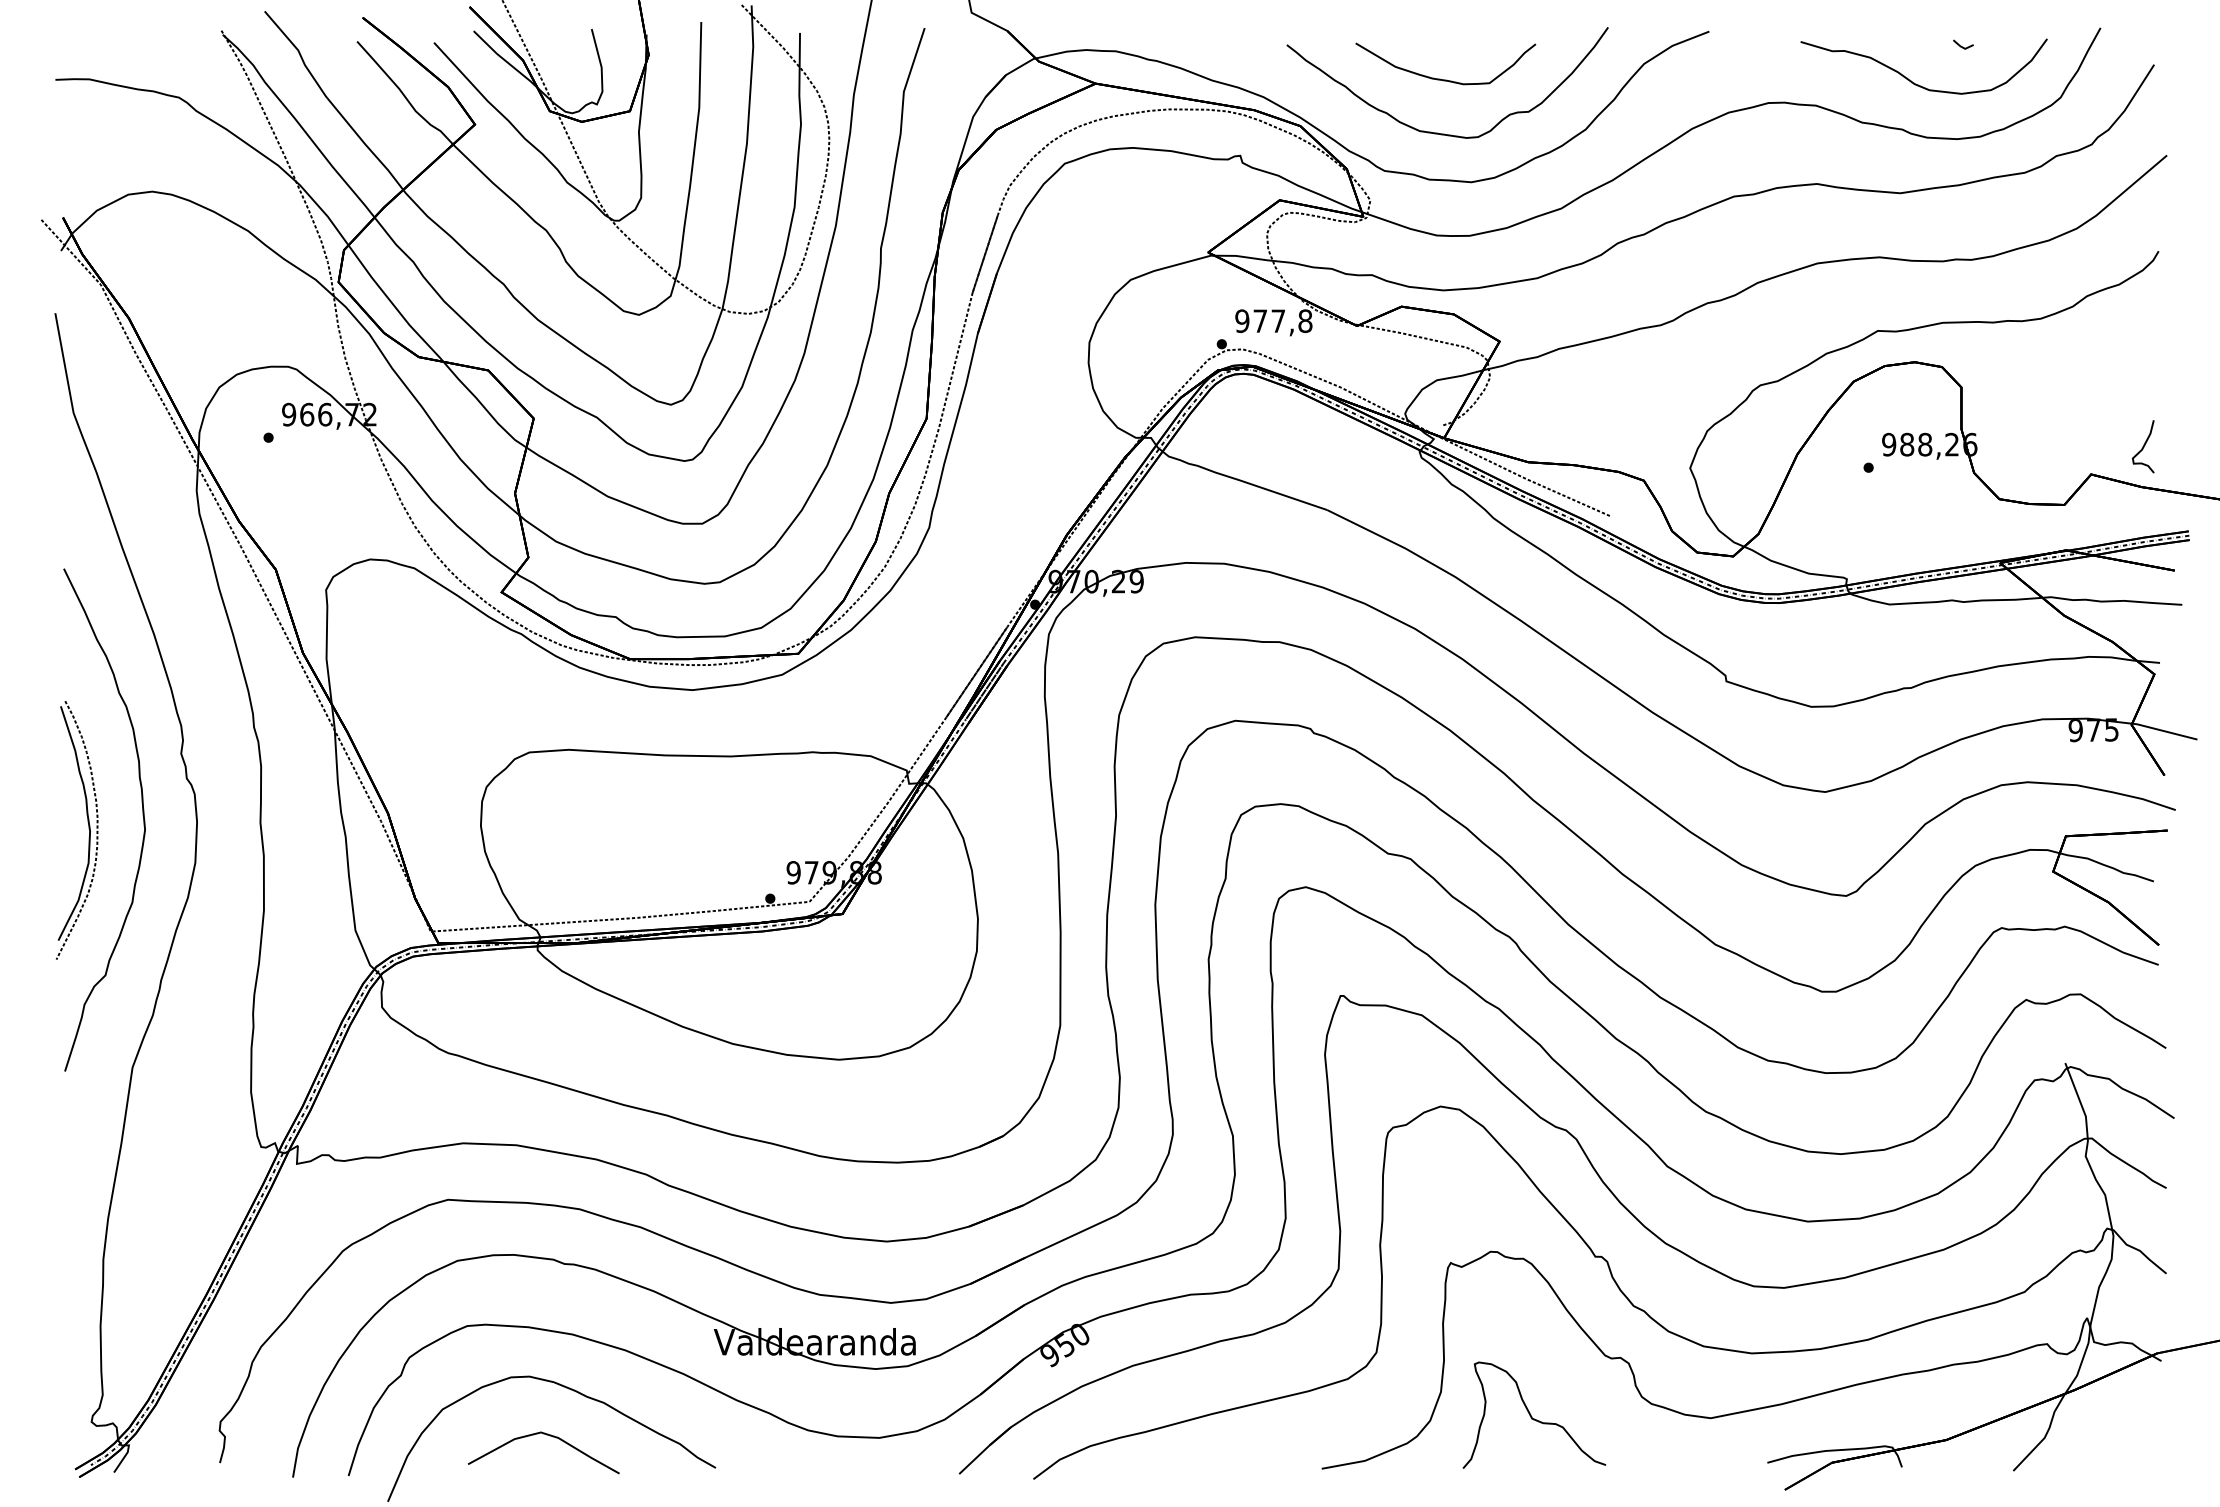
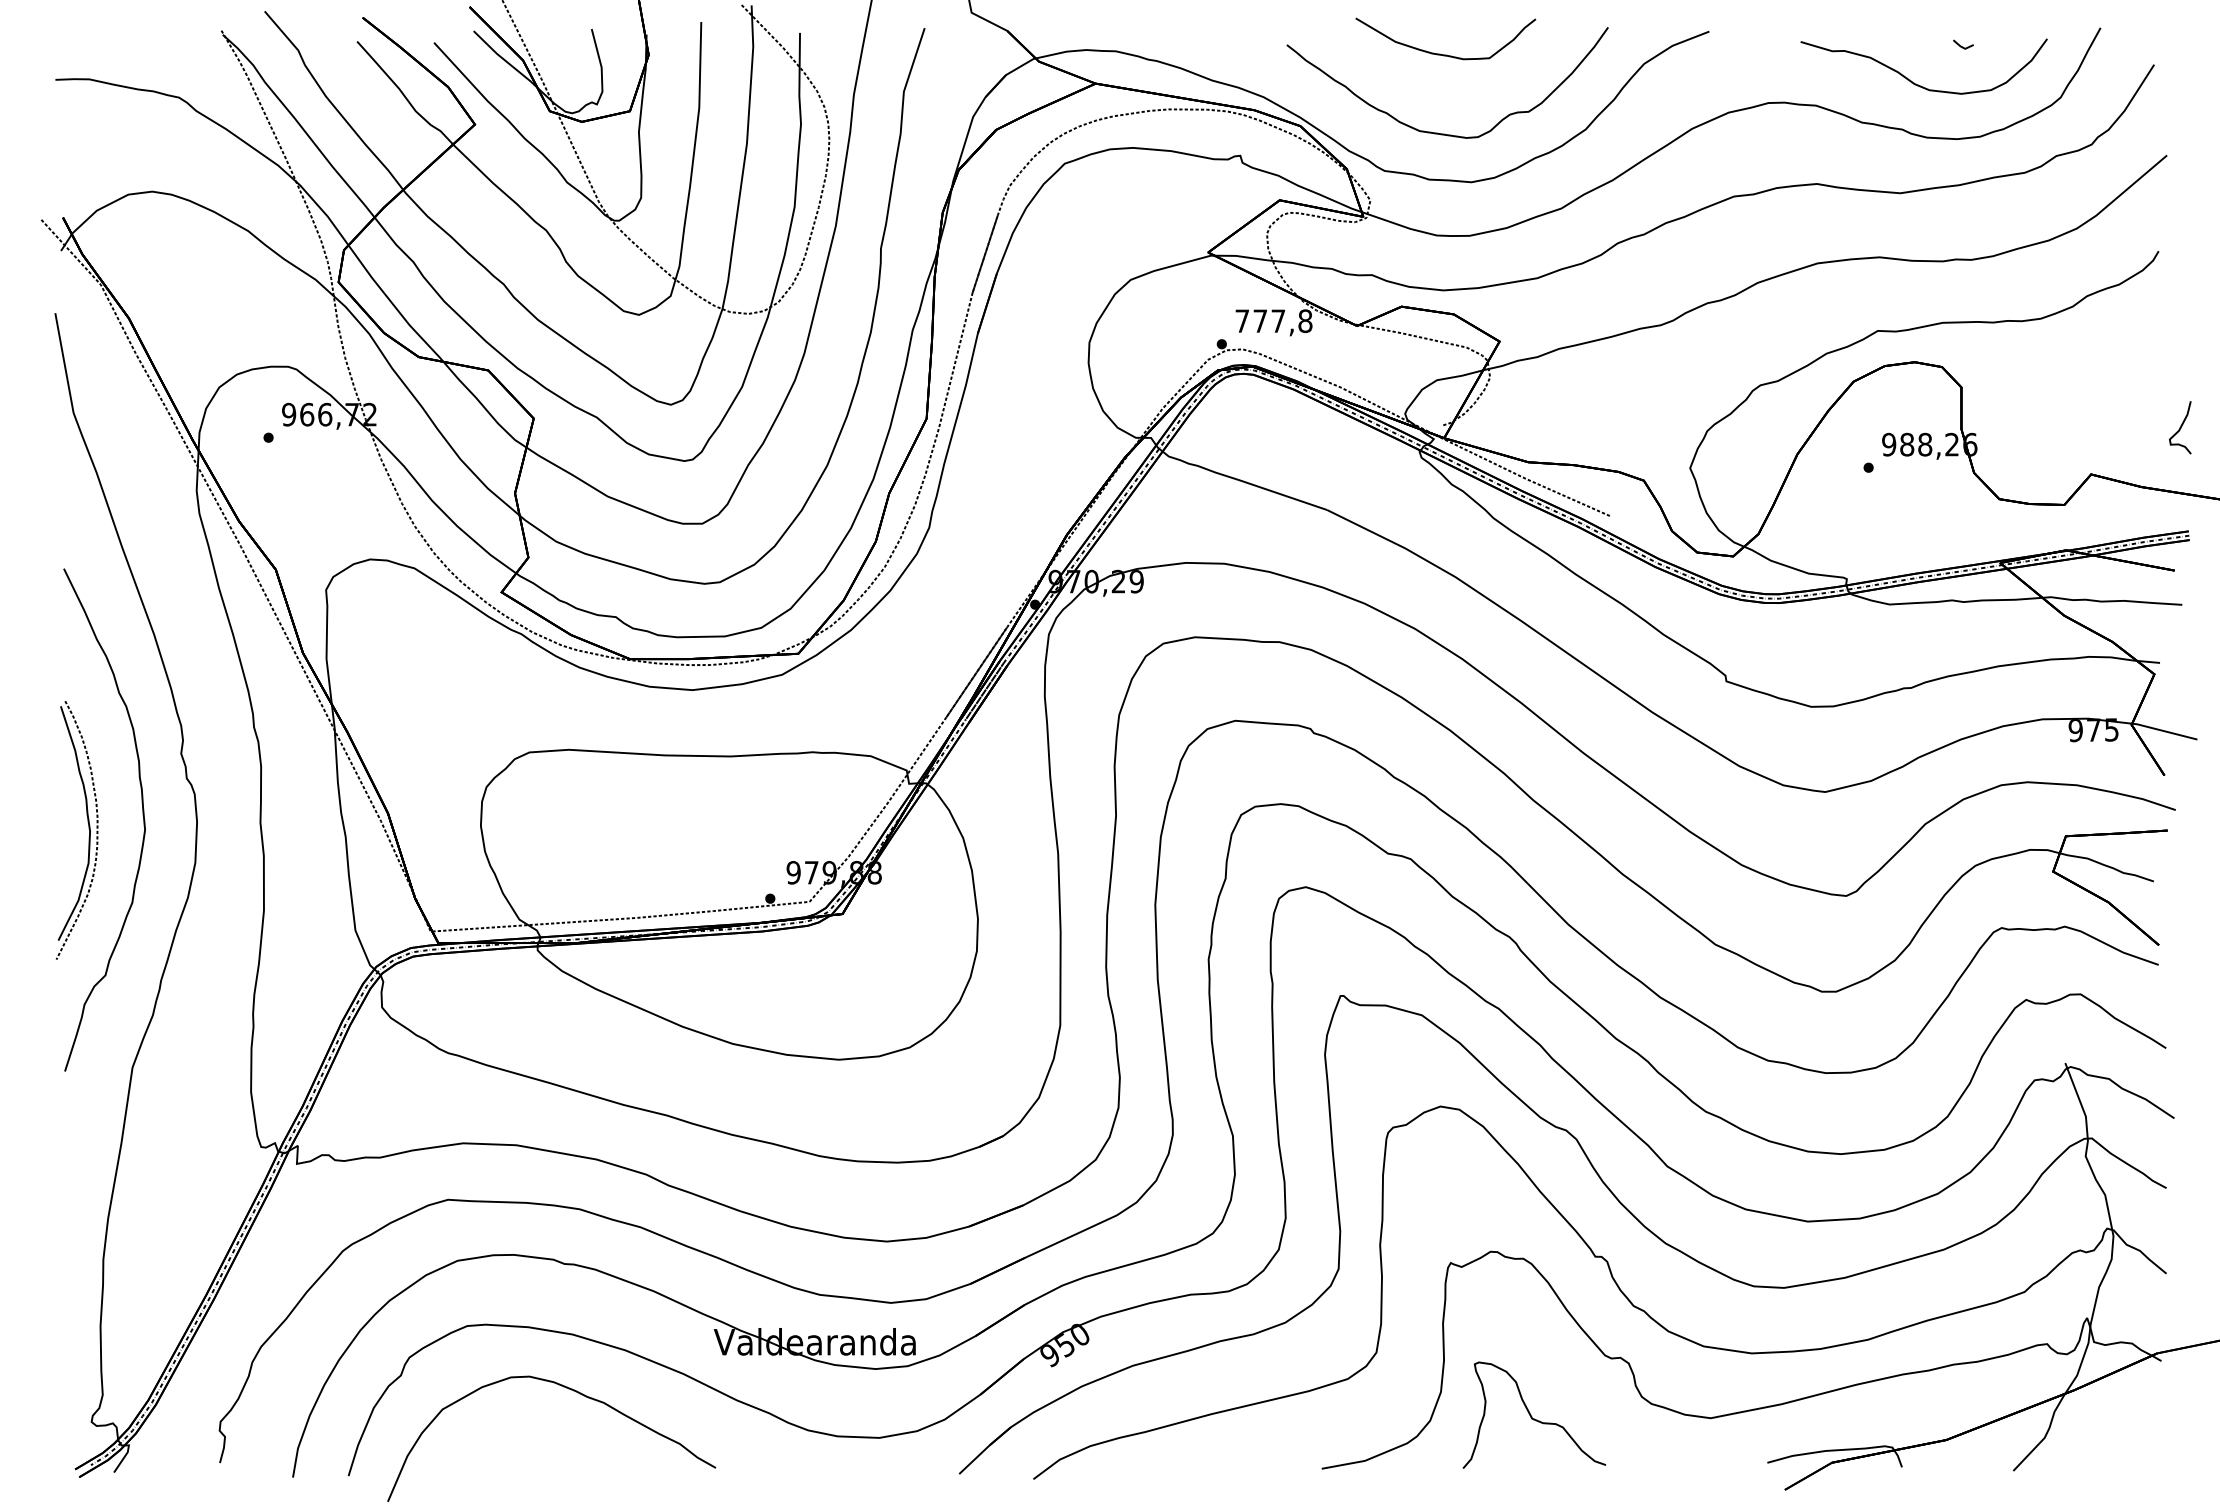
curve position: (1440, 78) -> (1440, 53) (1440, 53)
text: 977,8 -> 777,8 (1242, 320)
curve position: (2143, 446) -> (2180, 427) (2180, 427)
curve: present -> none (549, 1436)
